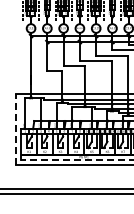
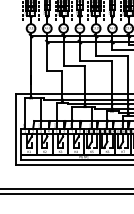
line: dashed -> solid (15, 129)
line: dashed -> solid (77, 160)
